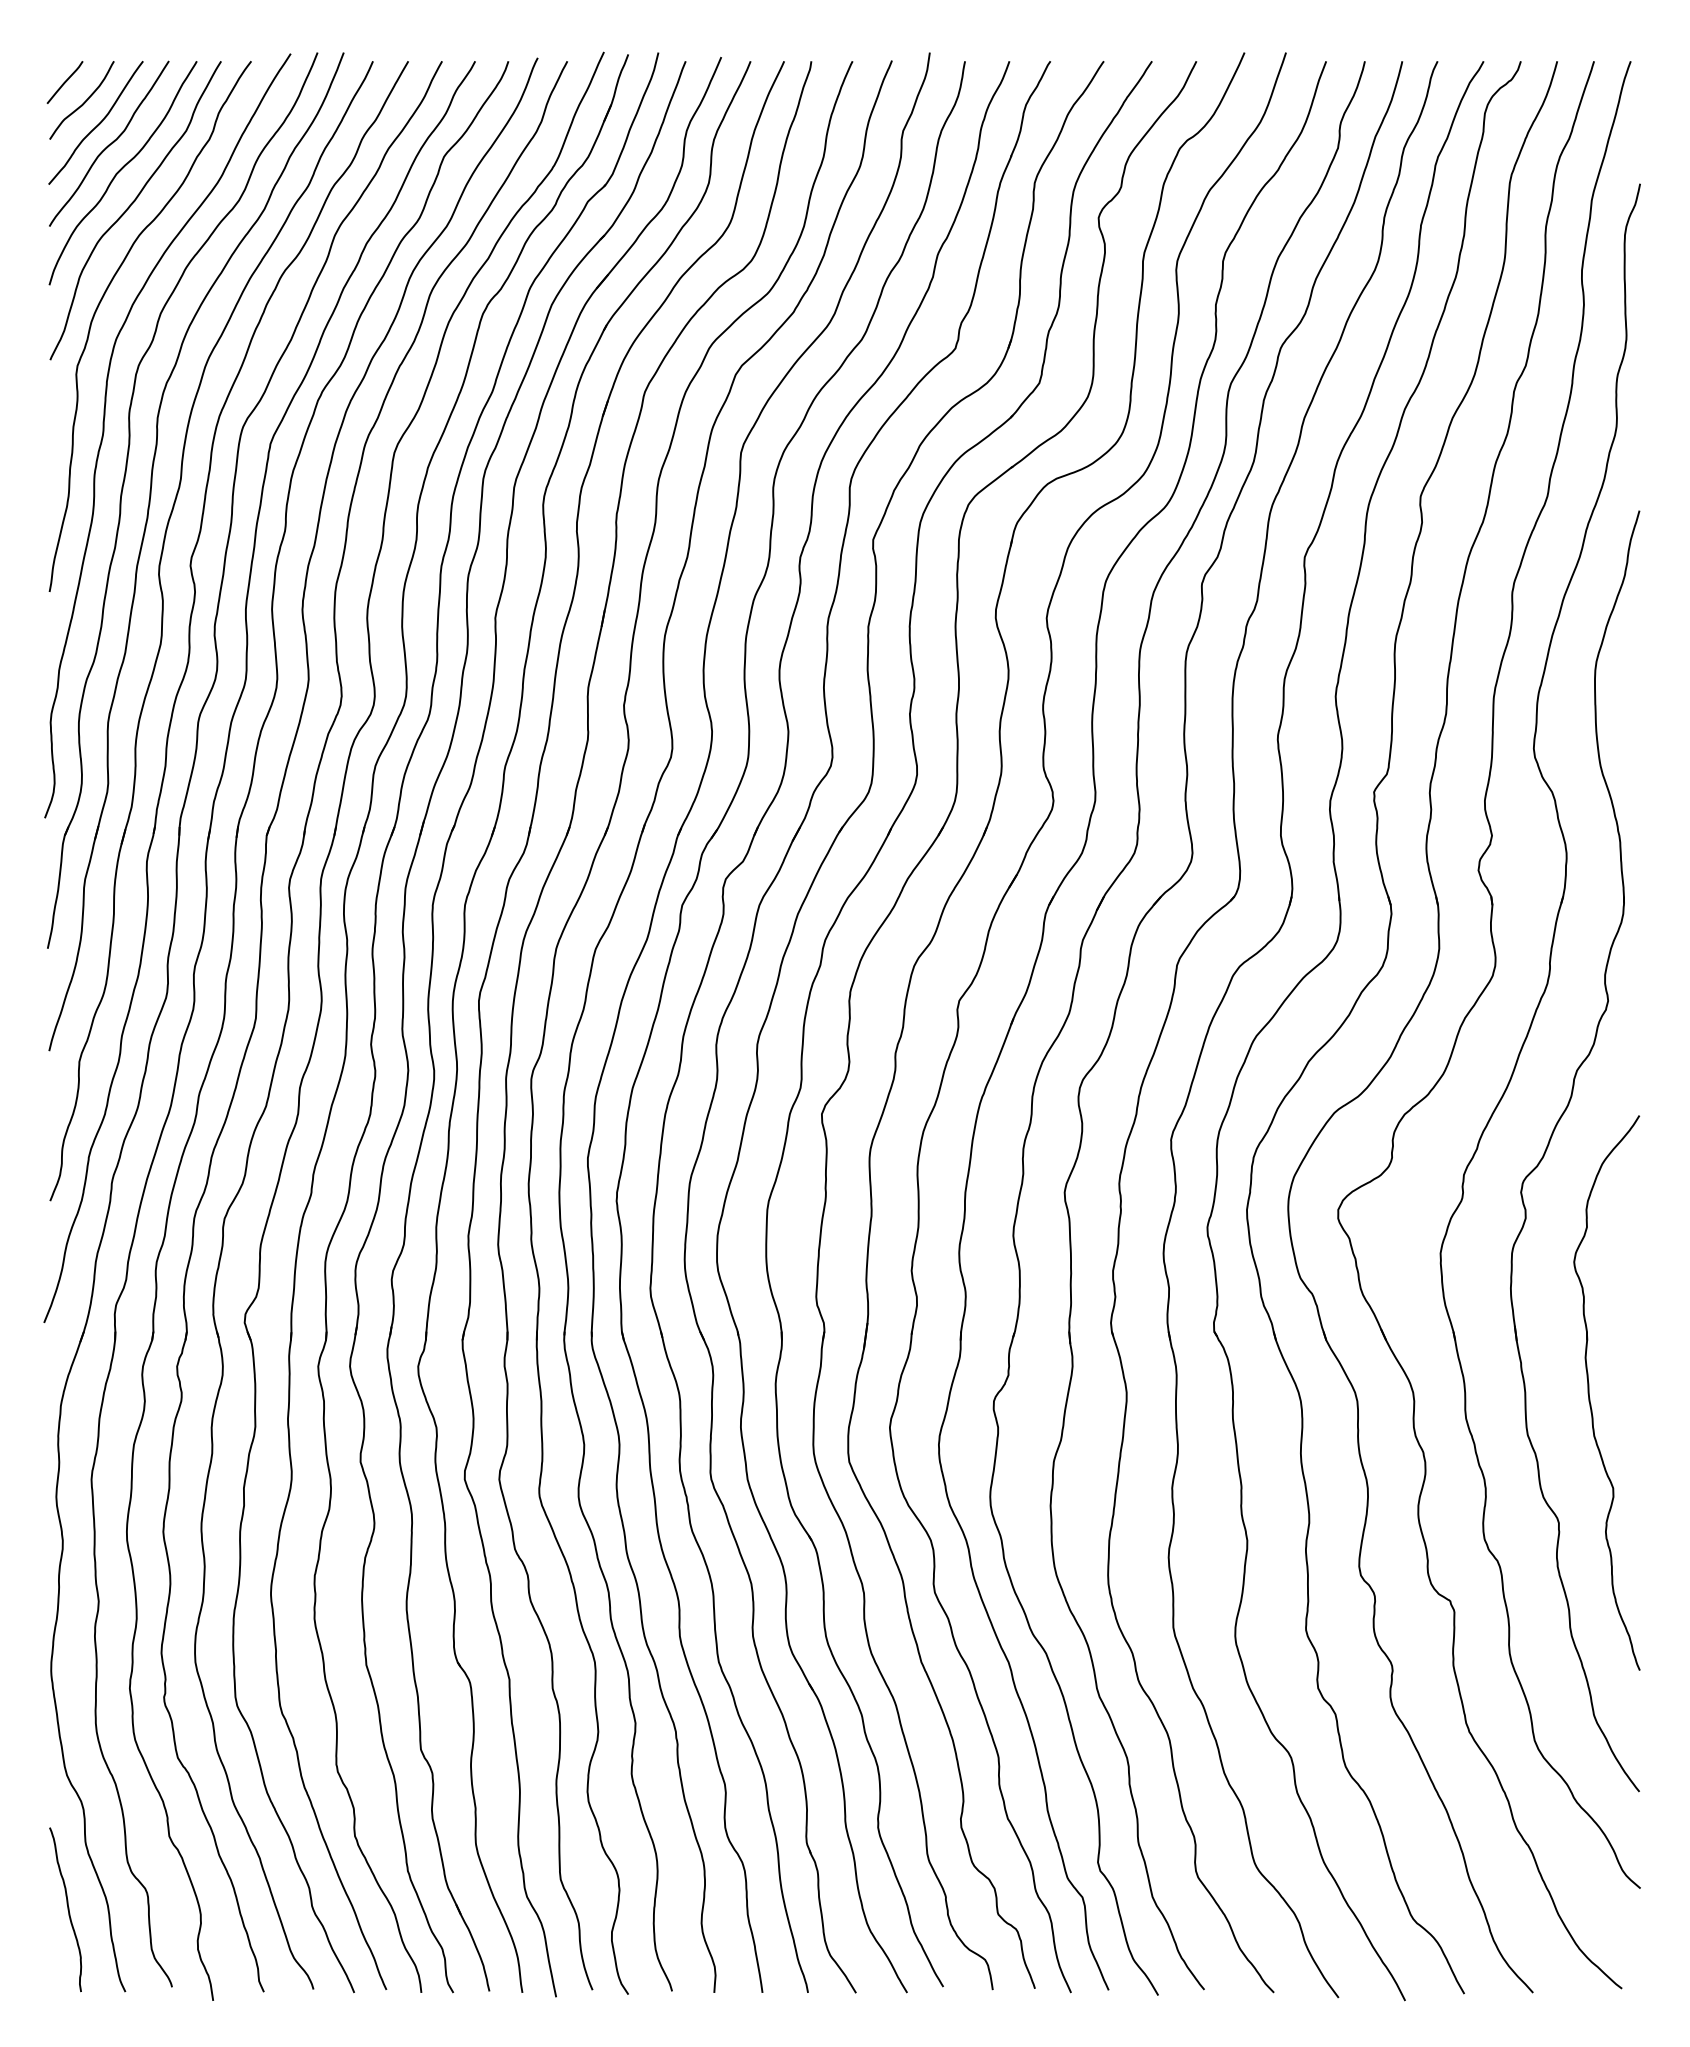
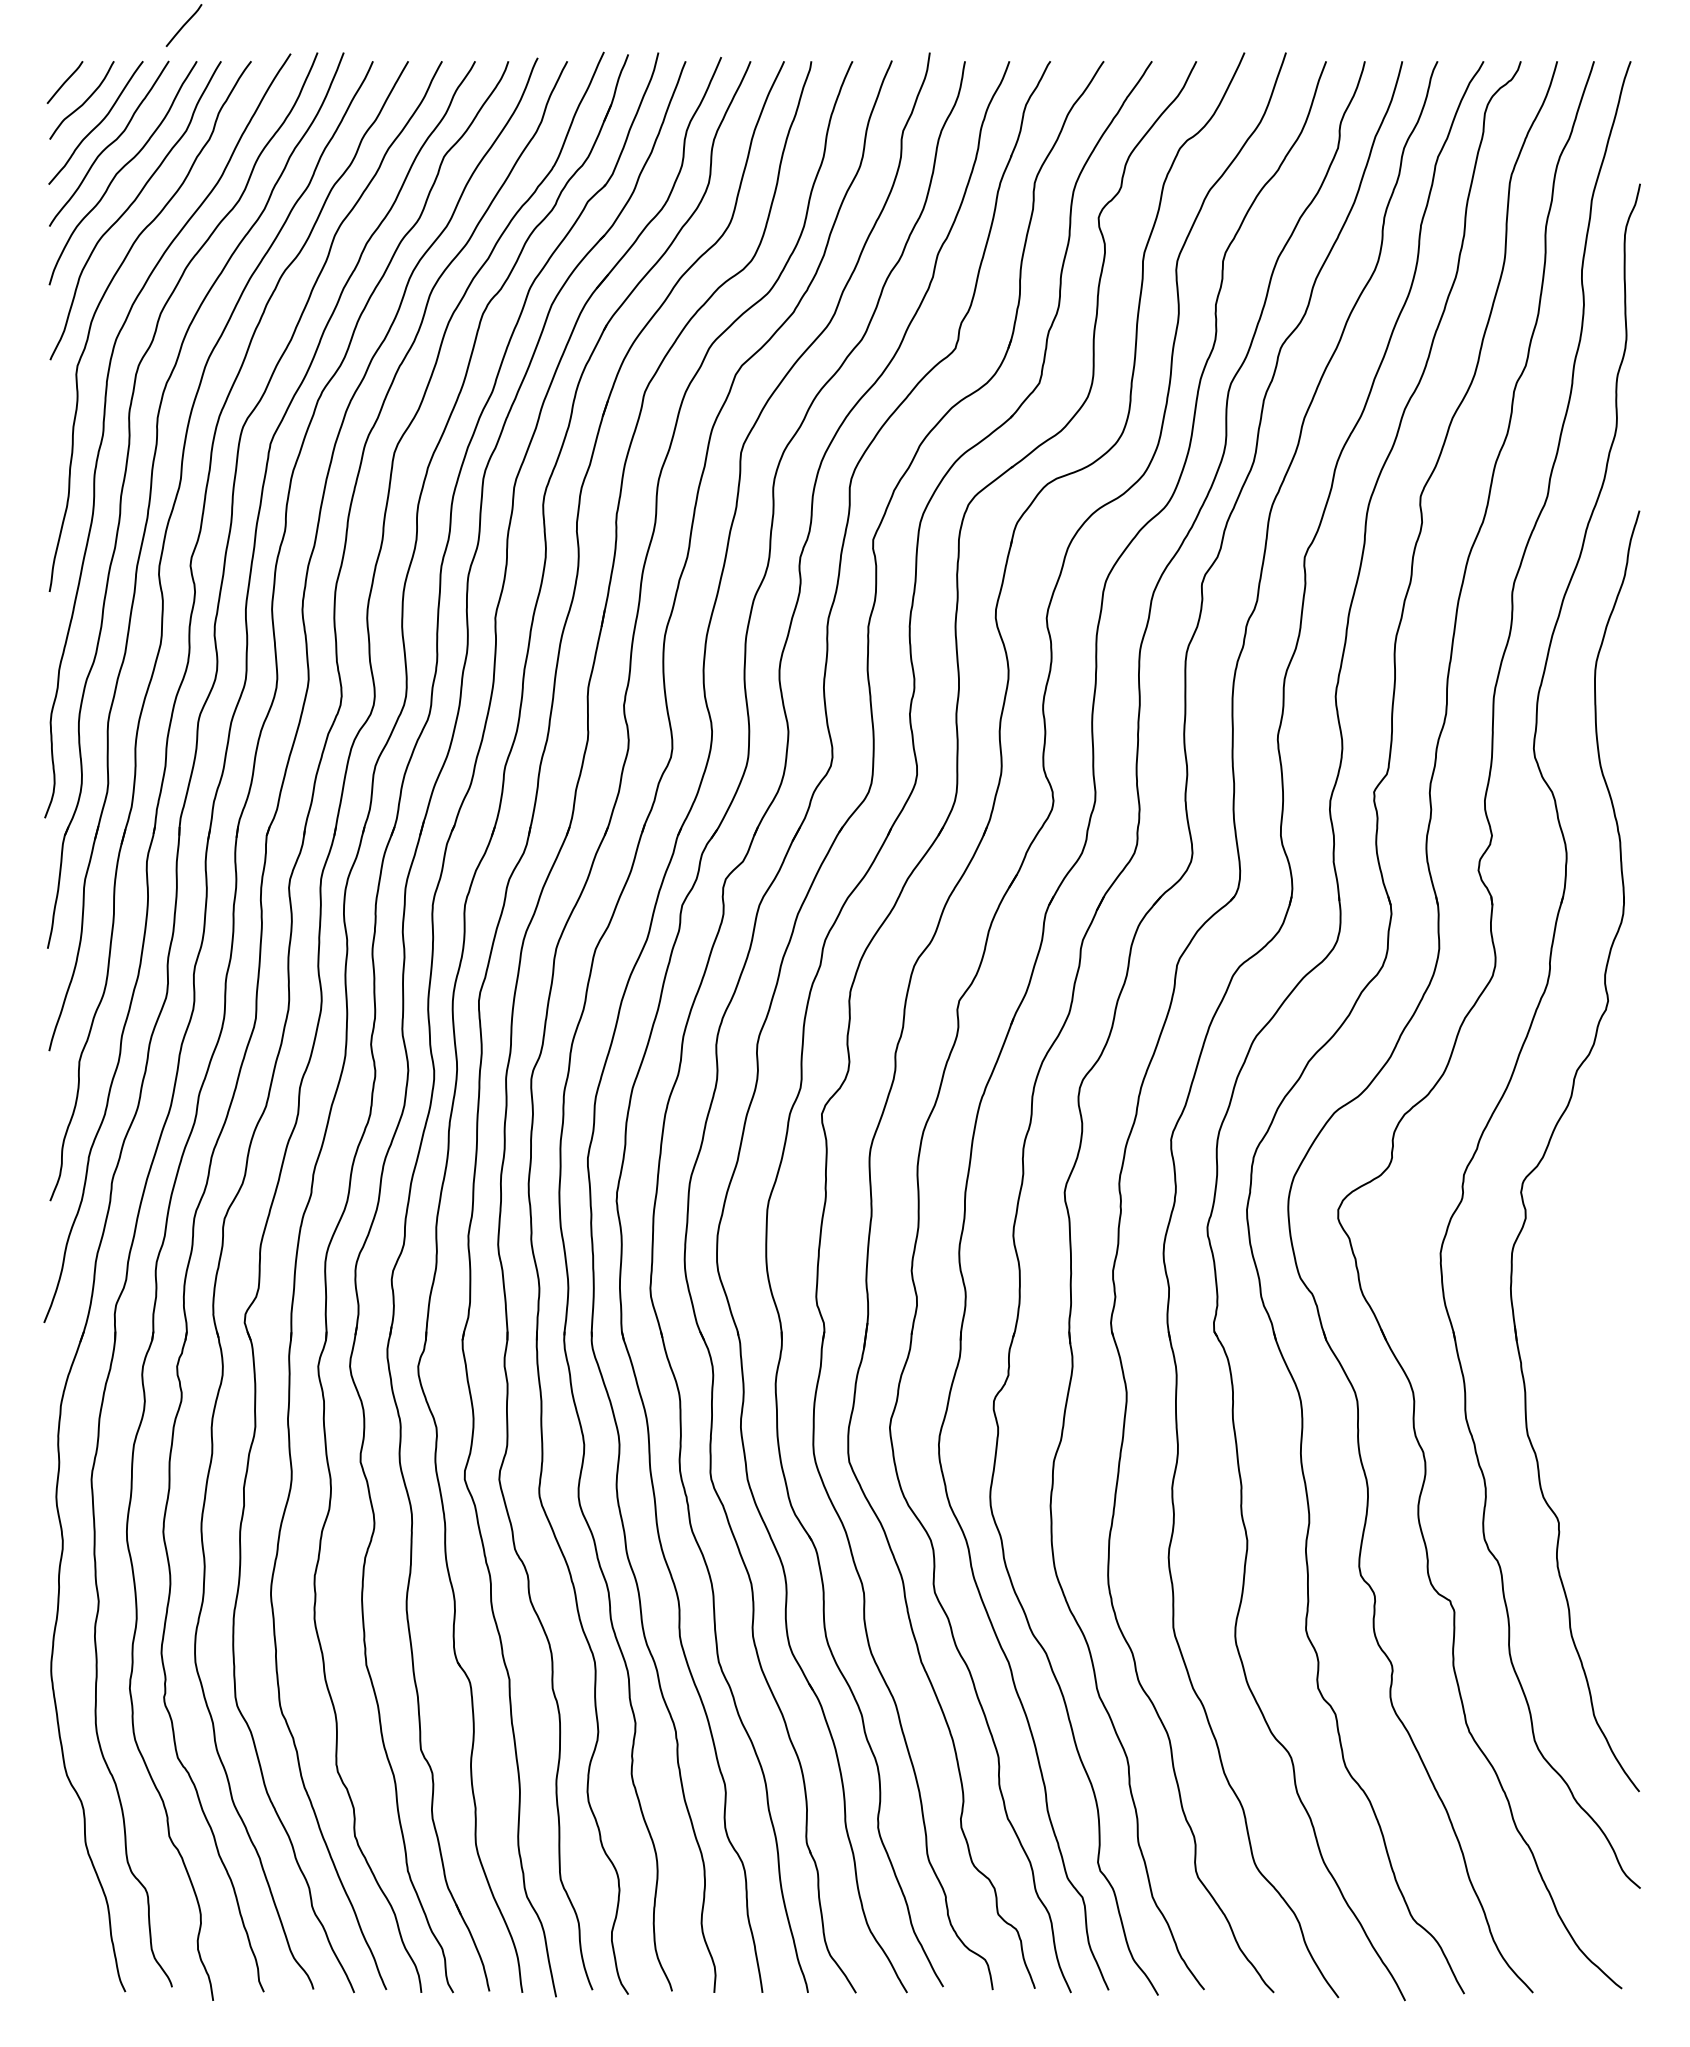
line: none -> present (183, 25)
part: present -> none (1589, 1392)
curve: present -> none (67, 1909)
